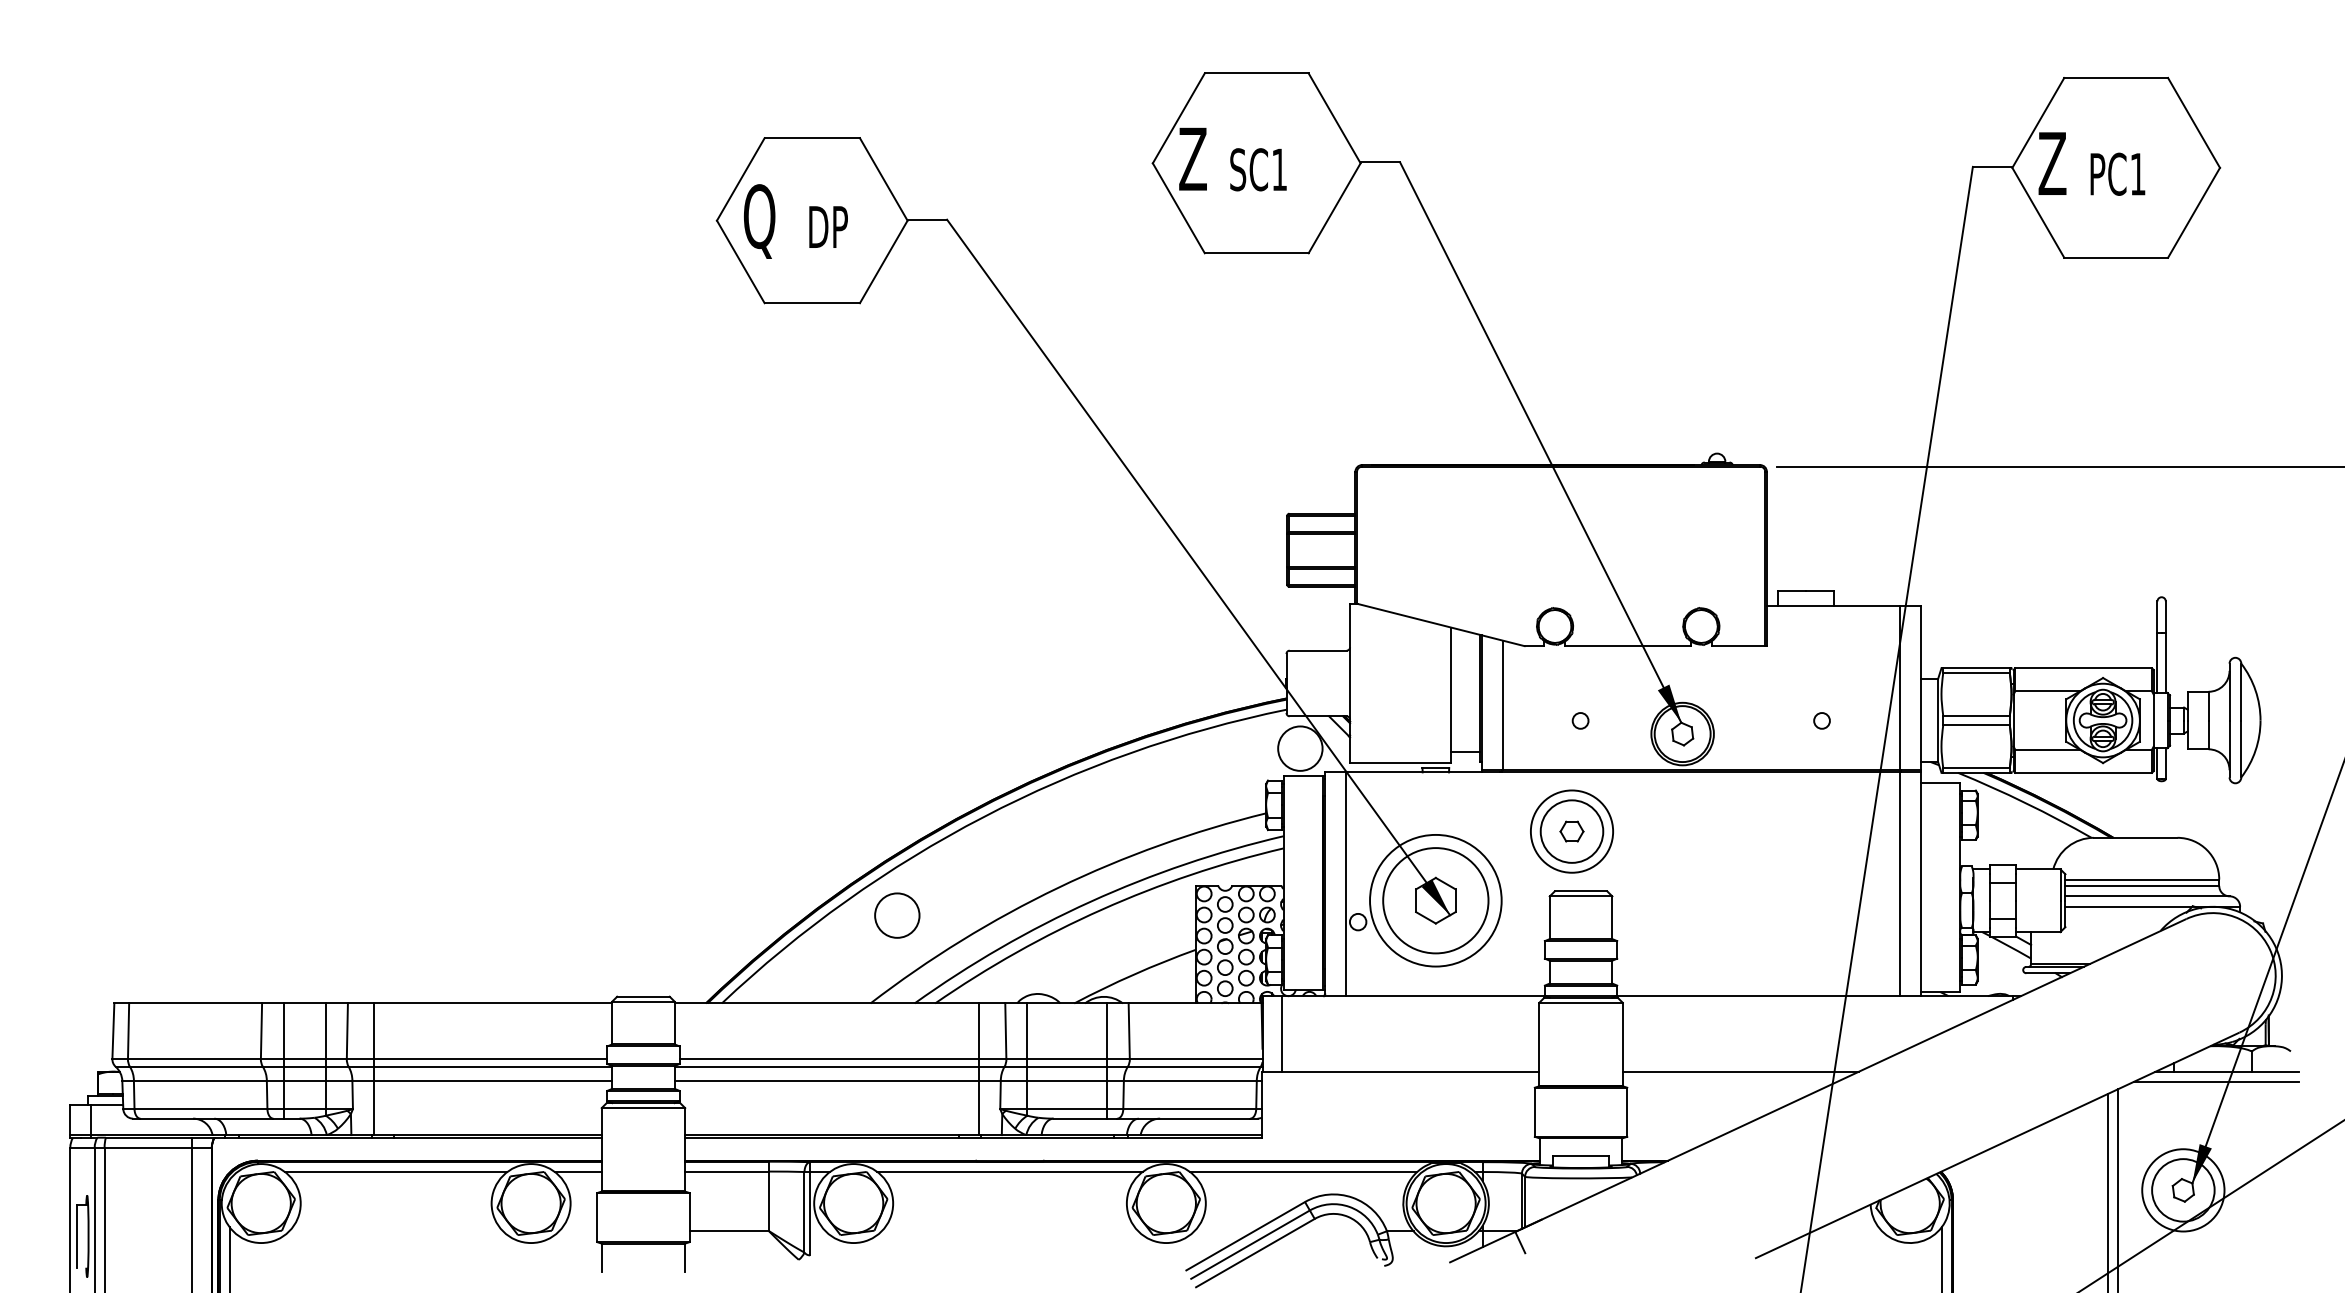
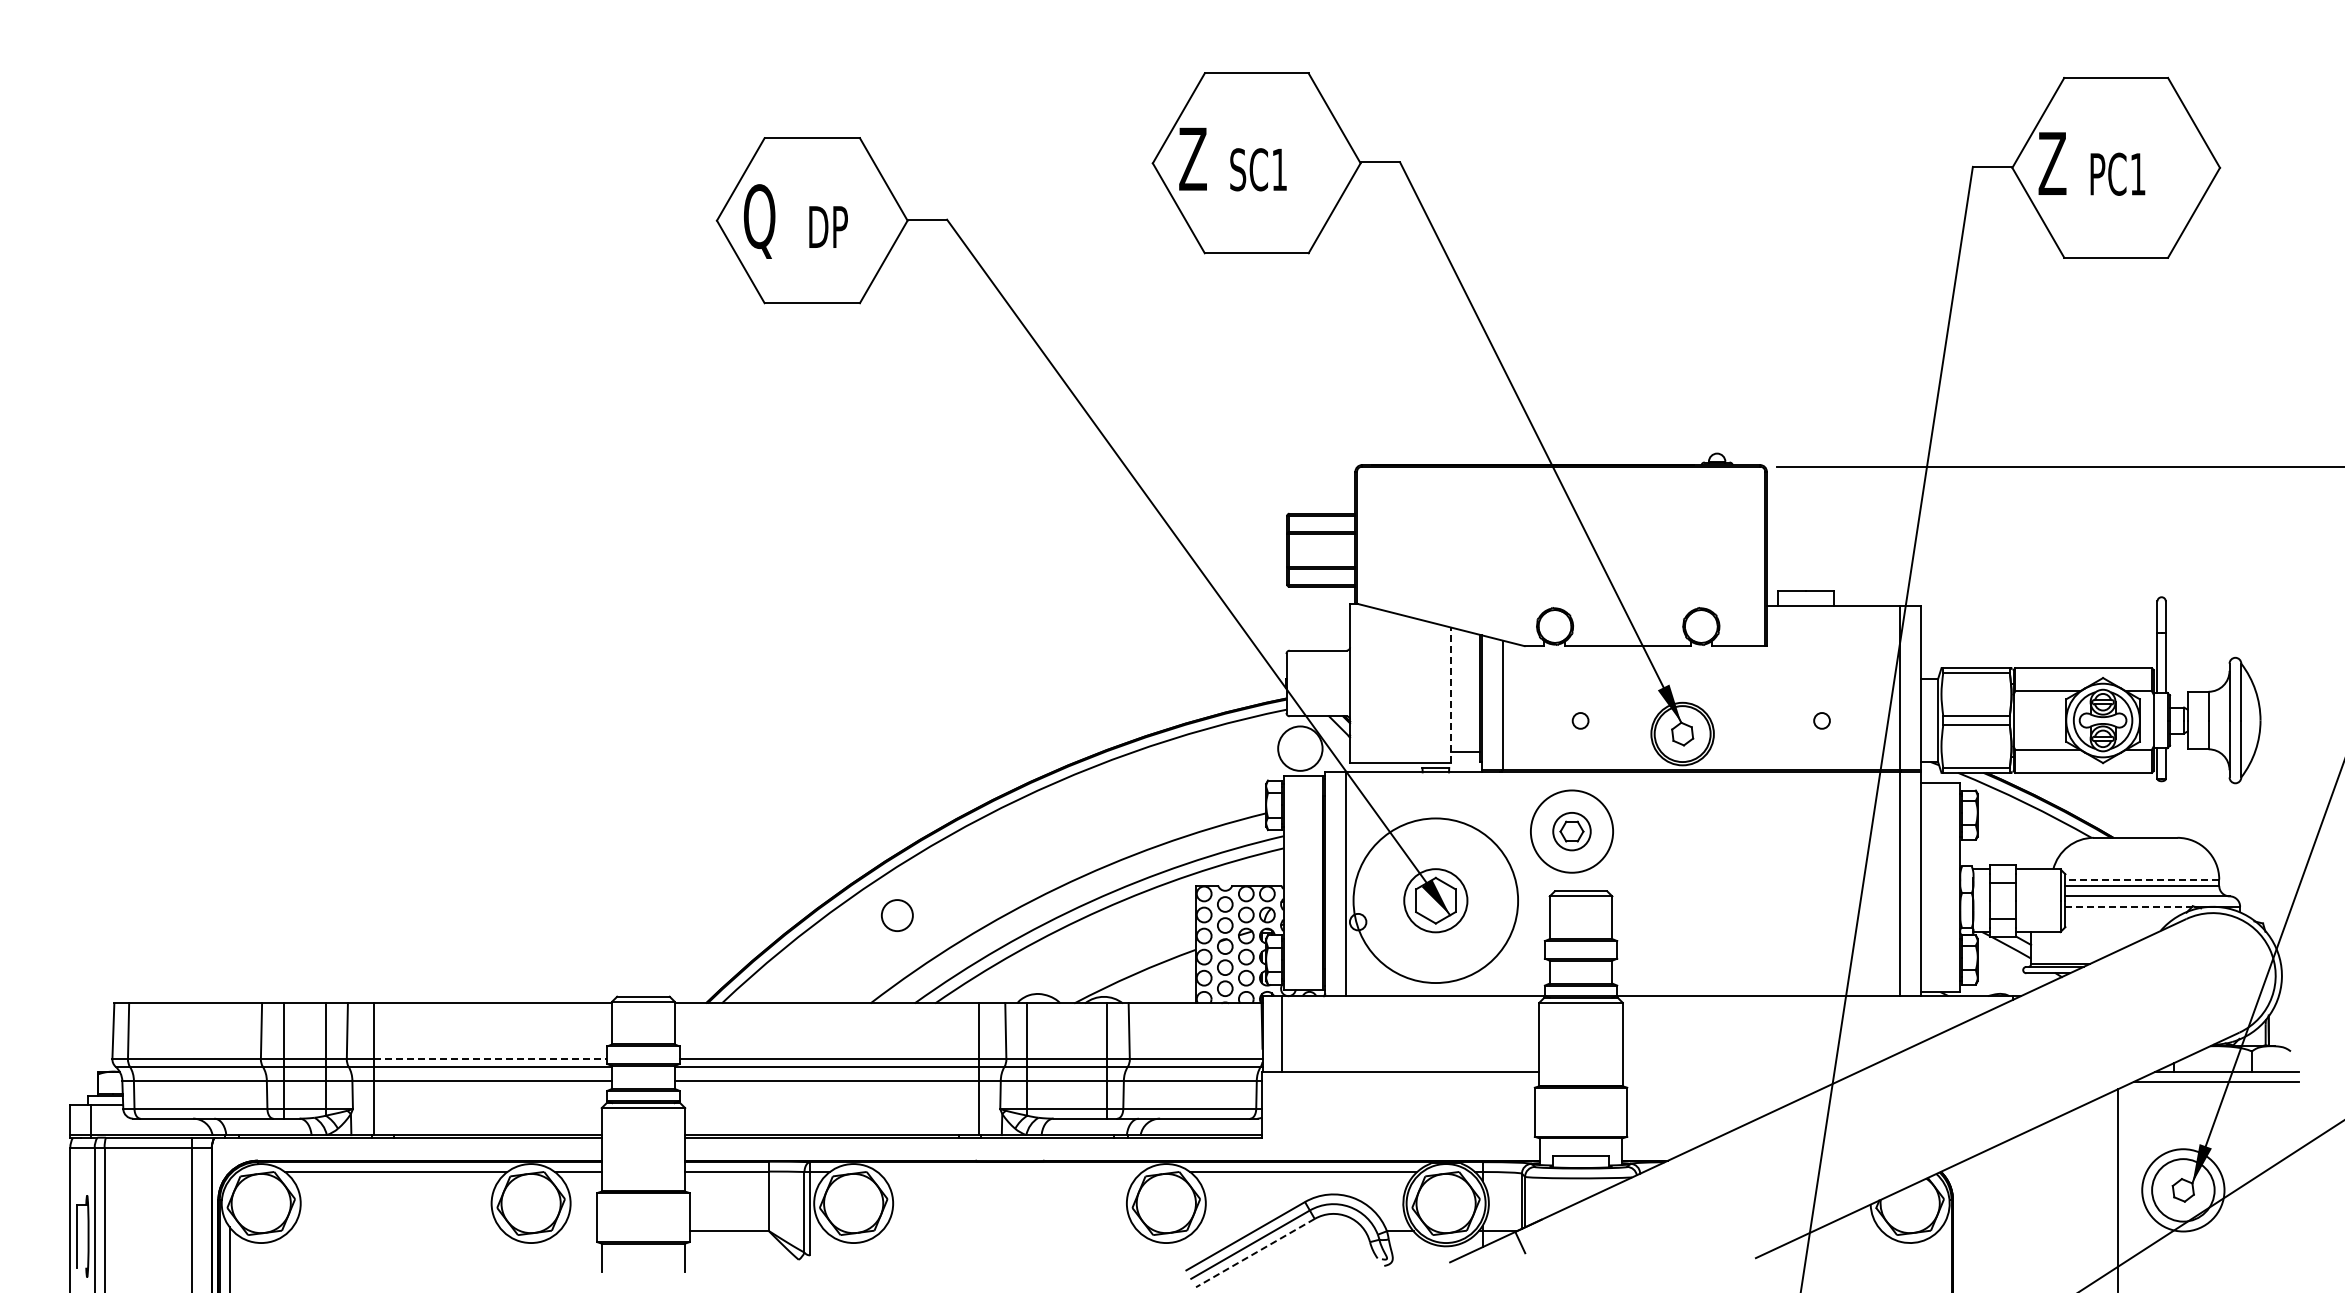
line: solid -> dashed (1451, 695)
circle diameter: 63 px -> 38 px (1571, 831)
line: solid -> dashed (2142, 879)
circle diameter: 105 px -> 63 px (1435, 900)
circle diameter: 132 px -> 165 px (1435, 900)
line: solid -> dashed (2129, 906)
circle size: 47x47 px -> 34x33 px (896, 915)
line: solid -> dashed (490, 1059)
line: present -> none (1740, 1071)
line: present -> none (1009, 1172)
line: present -> none (2107, 1191)
line: solid -> dashed (1254, 1253)
line: present -> none (1941, 1258)
